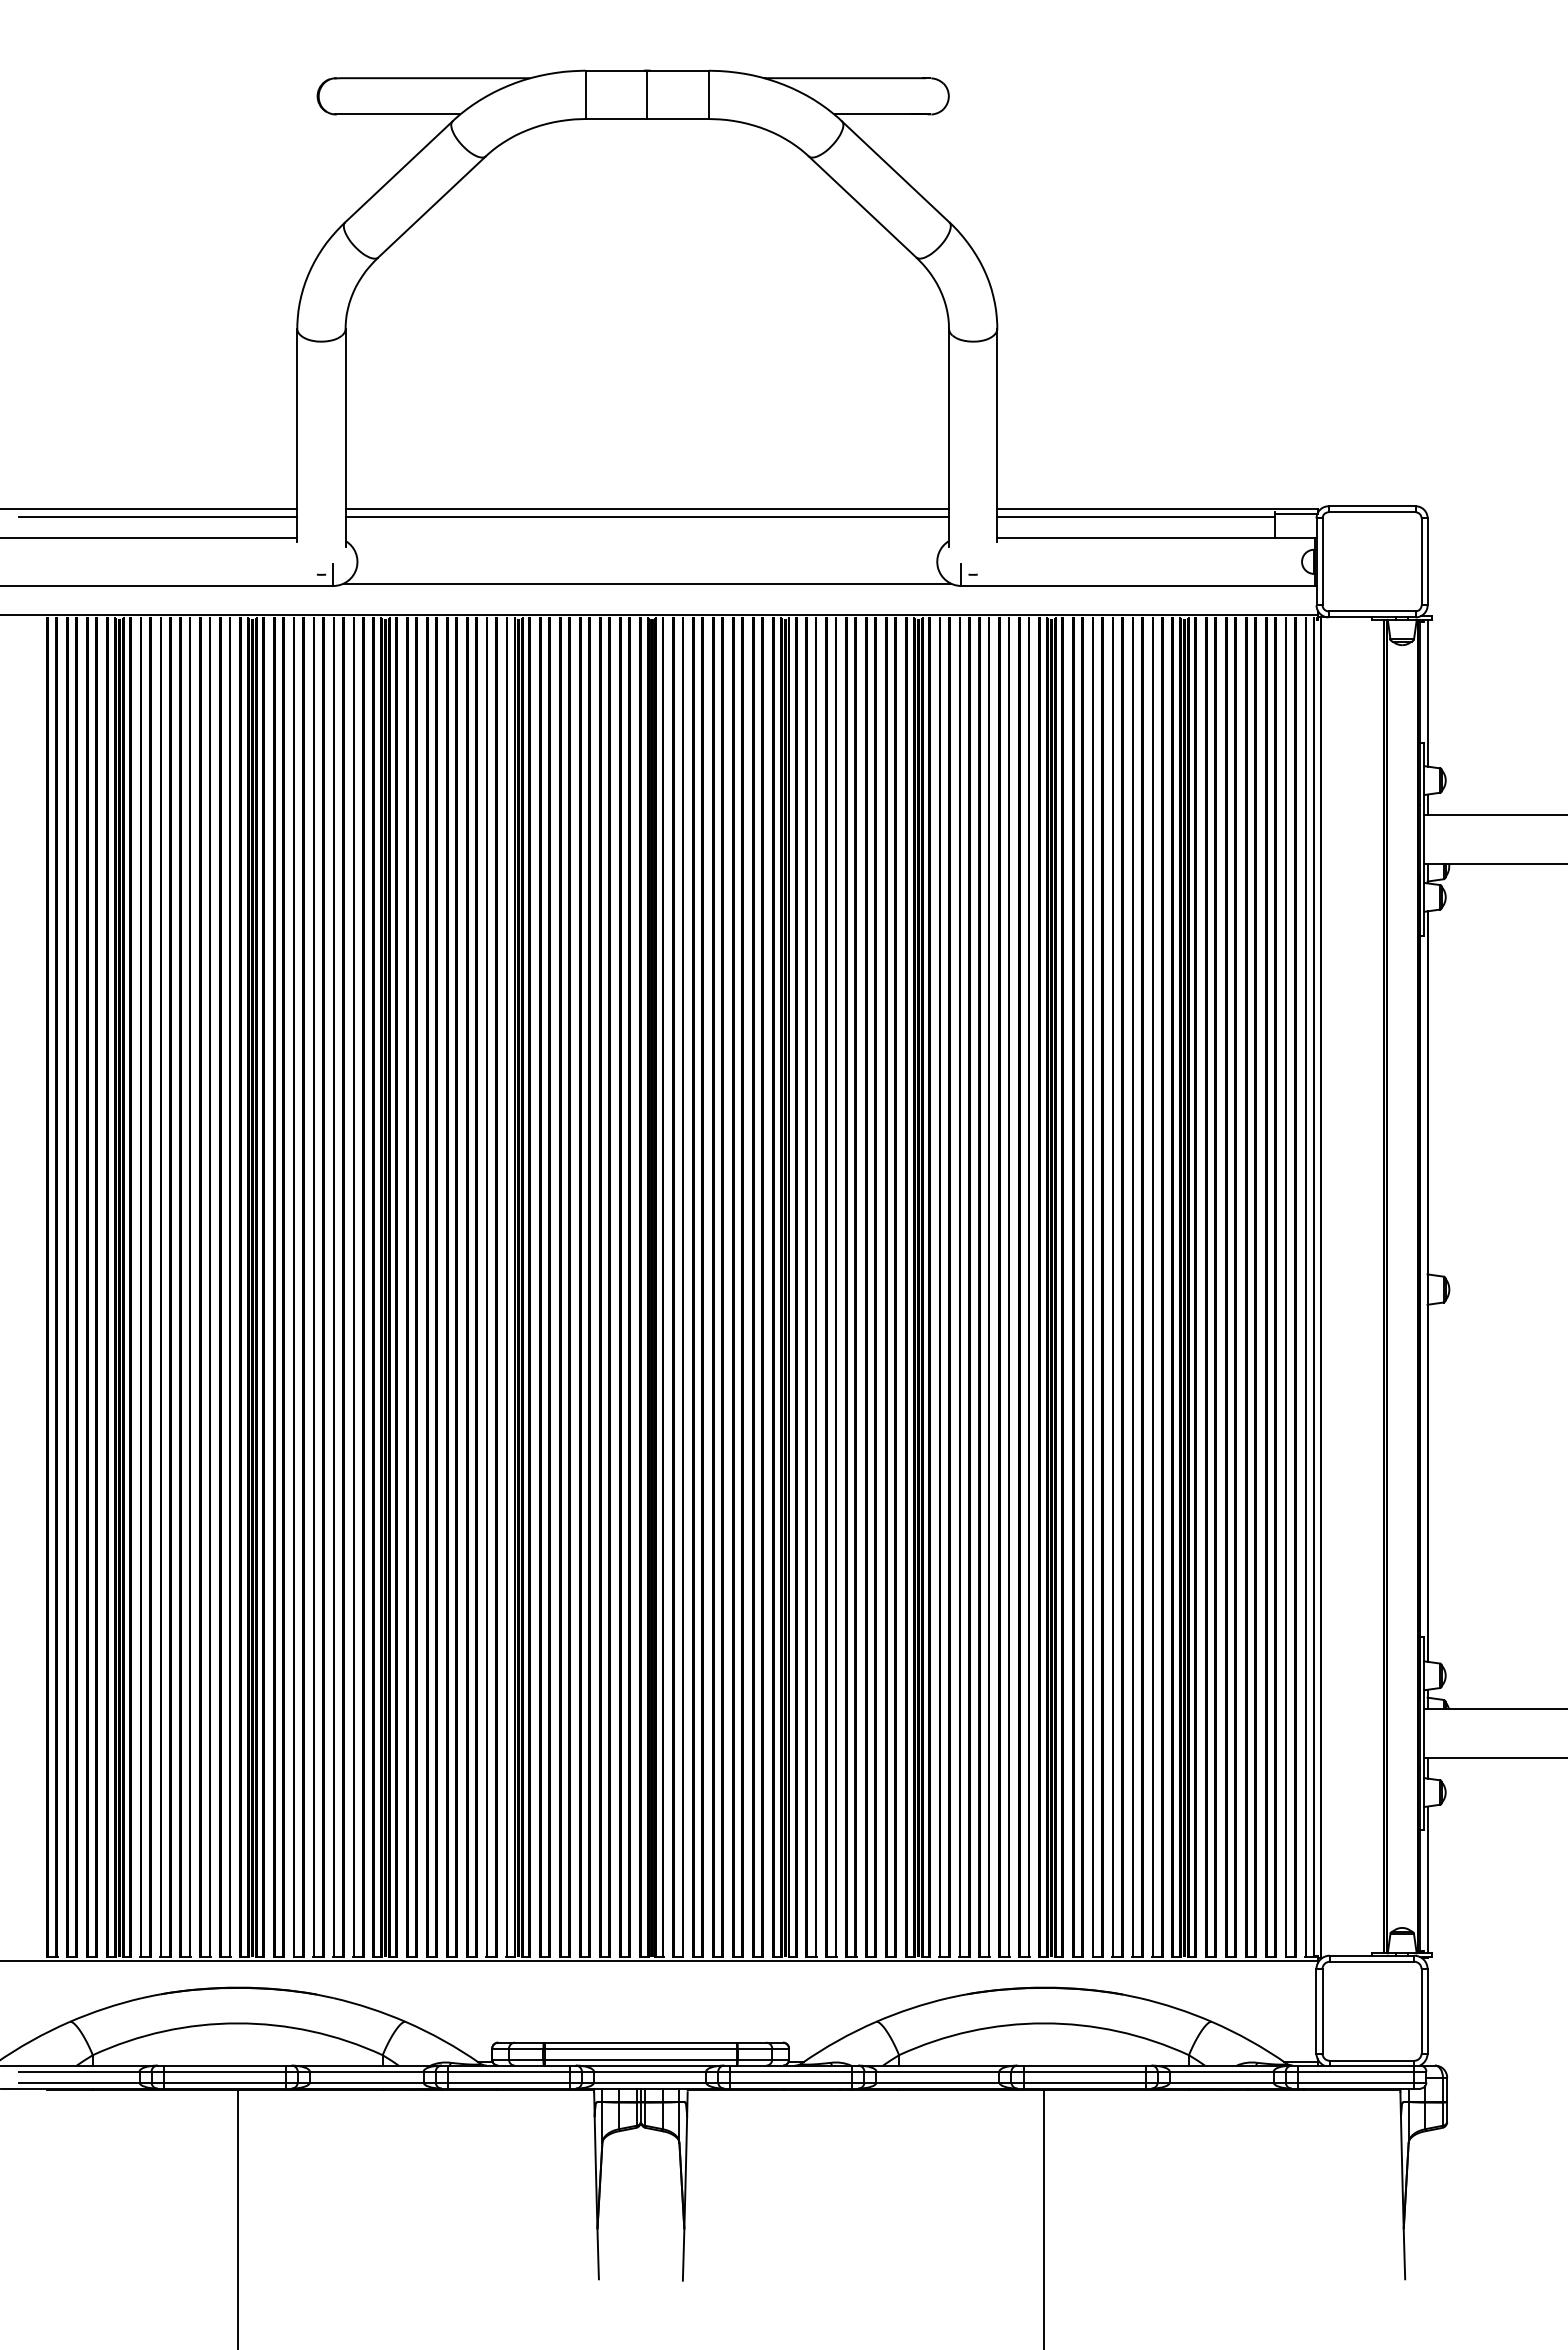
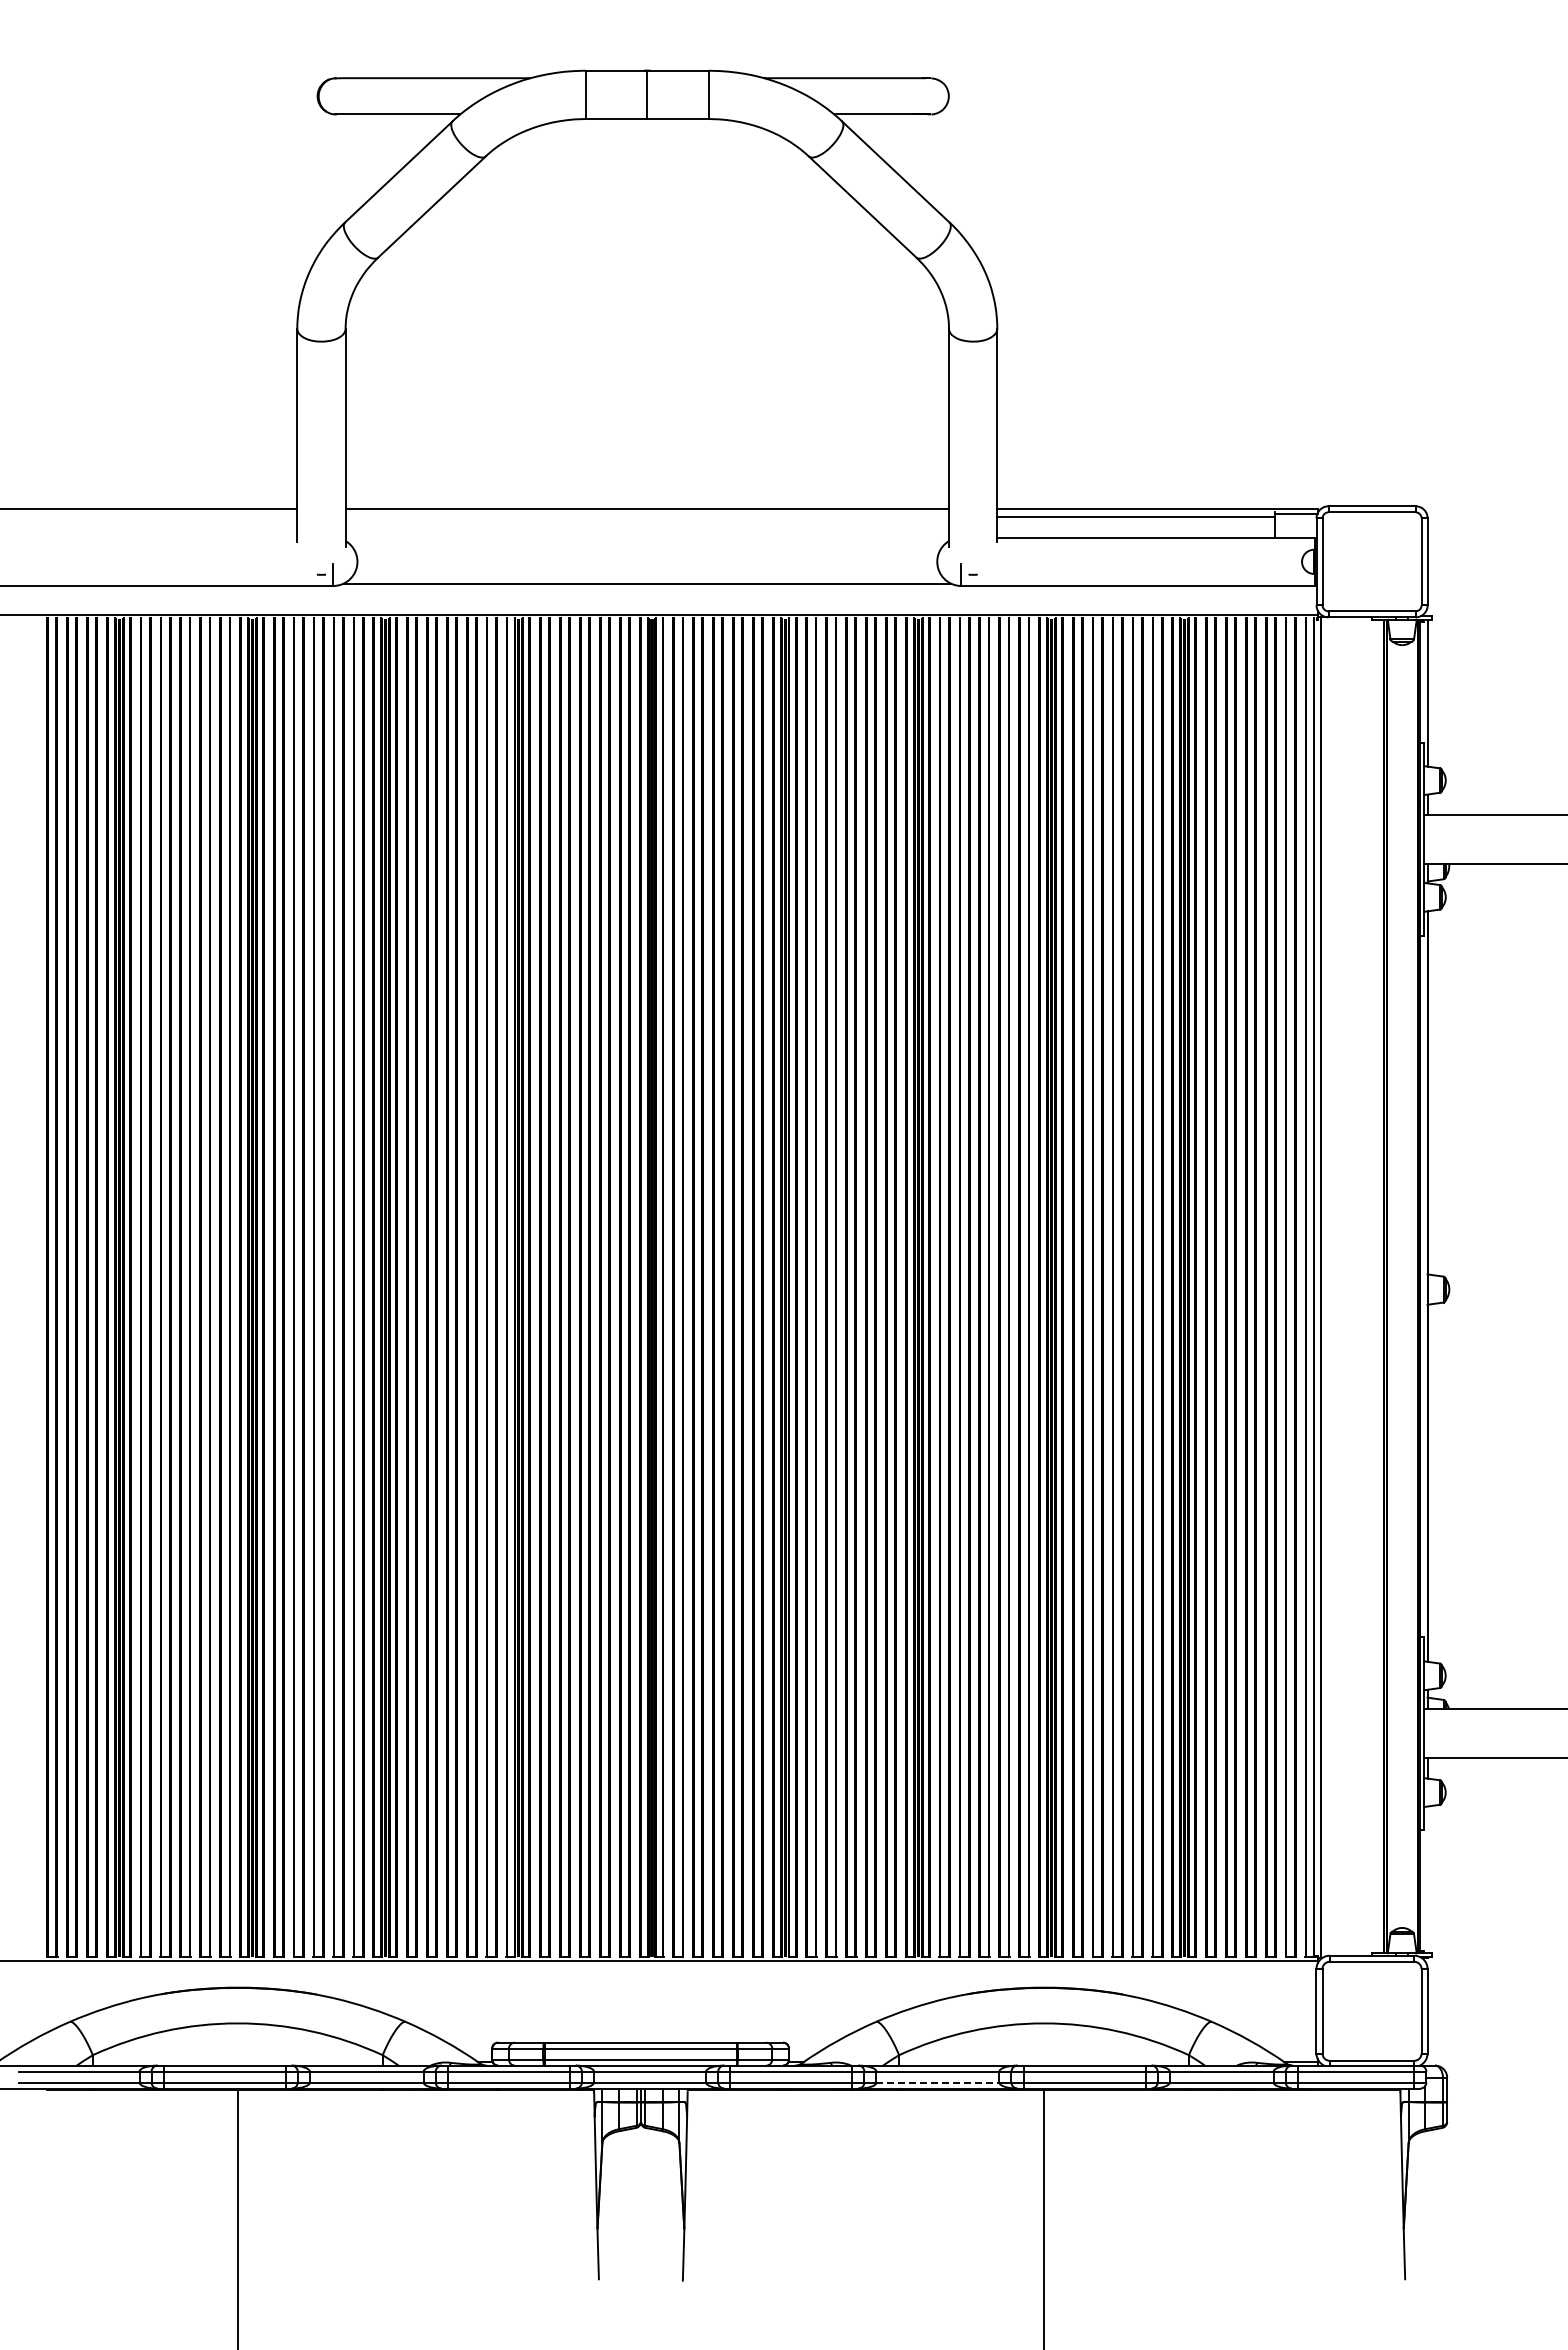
line: present -> none (158, 517)
line: present -> none (646, 517)
line: present -> none (149, 537)
line: present -> none (1427, 1879)
line: solid -> dashed (938, 2082)
